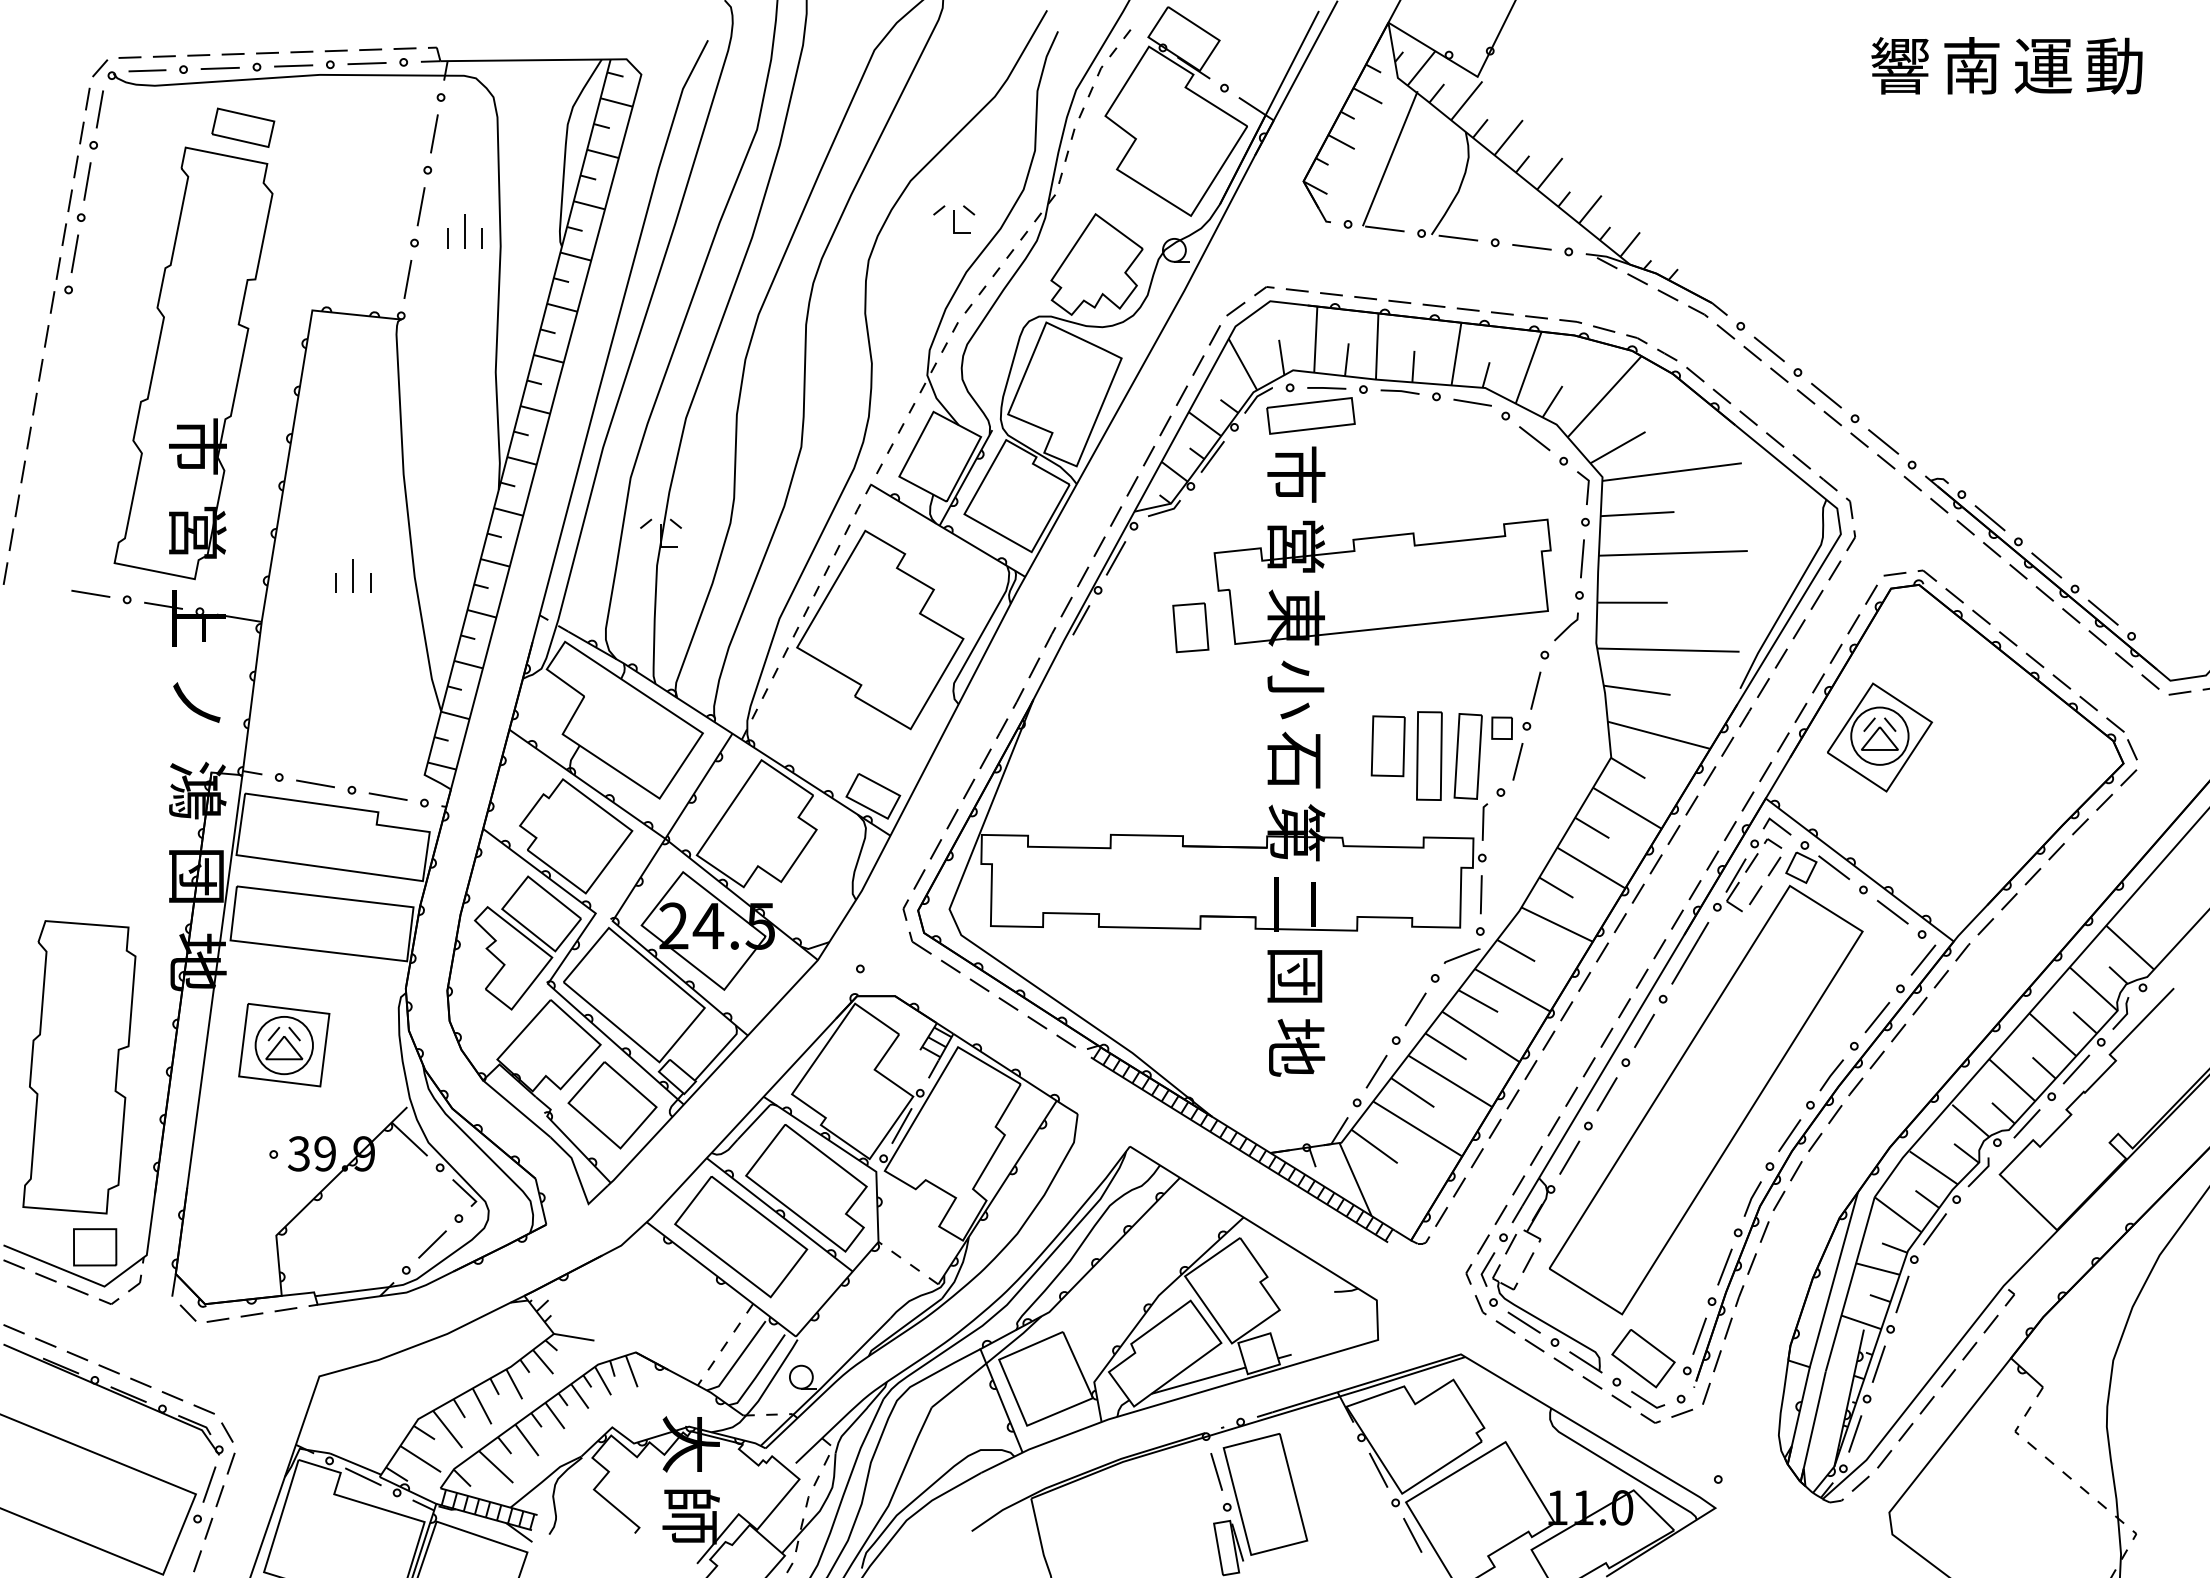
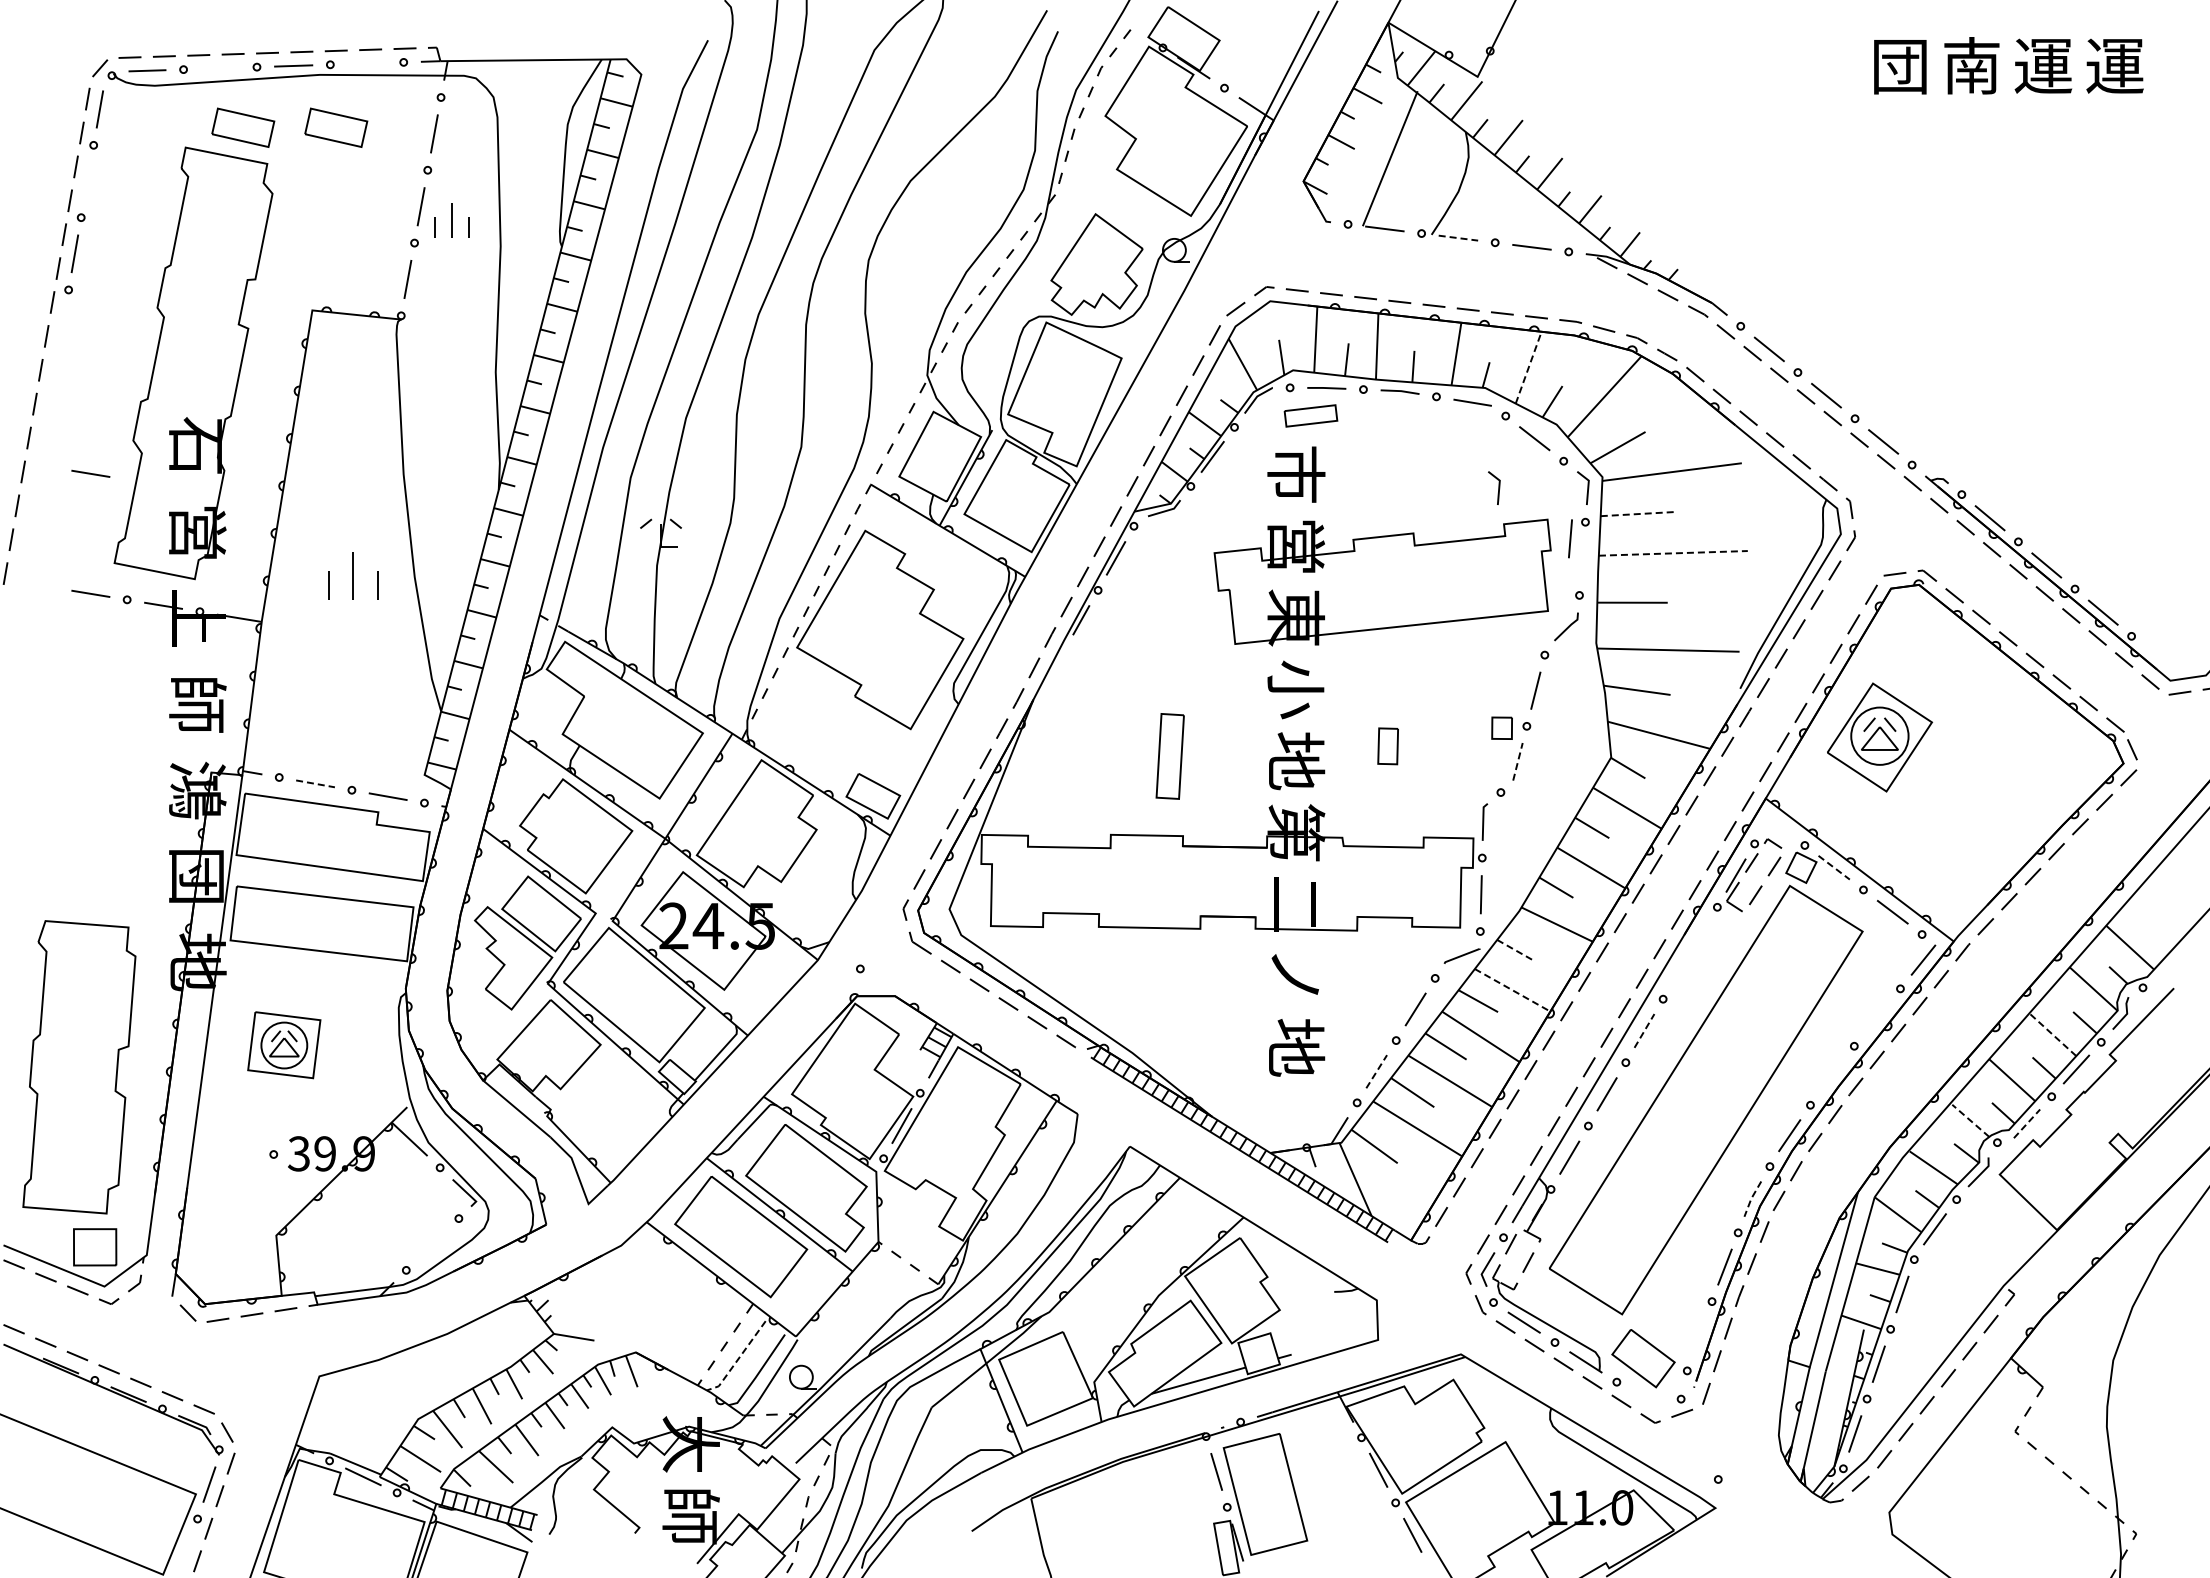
line: present -> none (366, 63)
text: 響 -> 団 (1899, 65)
text: 動 -> 運 (2114, 65)
line: present -> none (219, 68)
part: none -> present (336, 127)
line: present -> none (87, 181)
part: present -> none (954, 219)
part position: (464, 231) -> (451, 220) (451, 220)
line: solid -> dashed (1458, 238)
line: solid -> dashed (1528, 367)
part size: 90x38 px -> 56x24 px (1310, 415)
text: 市 -> 石 (197, 445)
line: none -> present (90, 473)
line: none -> present (1498, 487)
line: solid -> dashed (1637, 514)
line: solid -> dashed (1673, 553)
line position: (1582, 558) -> (1570, 538) (1570, 538)
part size: 37x34 px -> 51x48 px (353, 575)
part: present -> none (1190, 627)
text: ノ -> 師 (197, 705)
part size: 36x63 px -> 22x39 px (1387, 746)
part: present -> none (1429, 755)
part position: (1467, 756) -> (1169, 756) (1169, 756)
text: 石 -> 地 (1296, 760)
line: solid -> dashed (1518, 761)
line: solid -> dashed (315, 783)
line: present -> none (1776, 825)
line: solid -> dashed (1834, 867)
line: solid -> dashed (1516, 950)
line: present -> none (1690, 953)
text: 団 -> ノ (1294, 976)
line: solid -> dashed (1513, 990)
line: present -> none (1877, 1017)
line: solid -> dashed (1644, 1030)
line: solid -> dashed (2052, 1034)
part size: 93x85 px -> 75x69 px (284, 1045)
line: solid -> dashed (1376, 1071)
line: present -> none (1831, 1075)
part: present -> none (612, 1105)
line: solid -> dashed (1970, 1120)
line: solid -> dashed (2027, 1123)
line: solid -> dashed (1751, 1198)
line: present -> none (432, 1244)
line: present -> none (1699, 1335)
line: solid -> dashed (737, 1359)
line: present -> none (1647, 1400)
